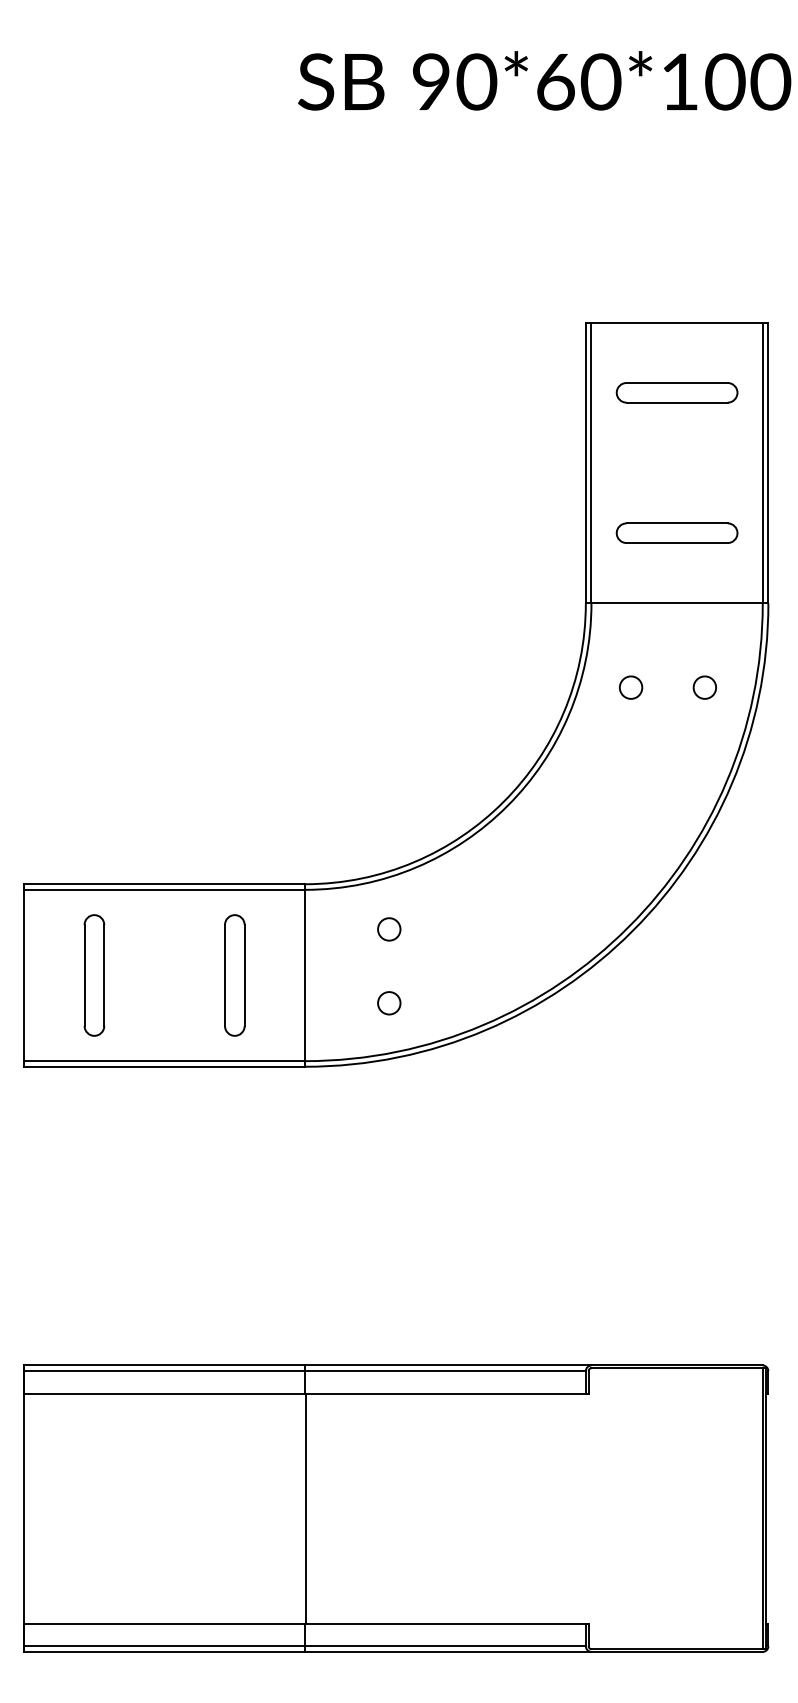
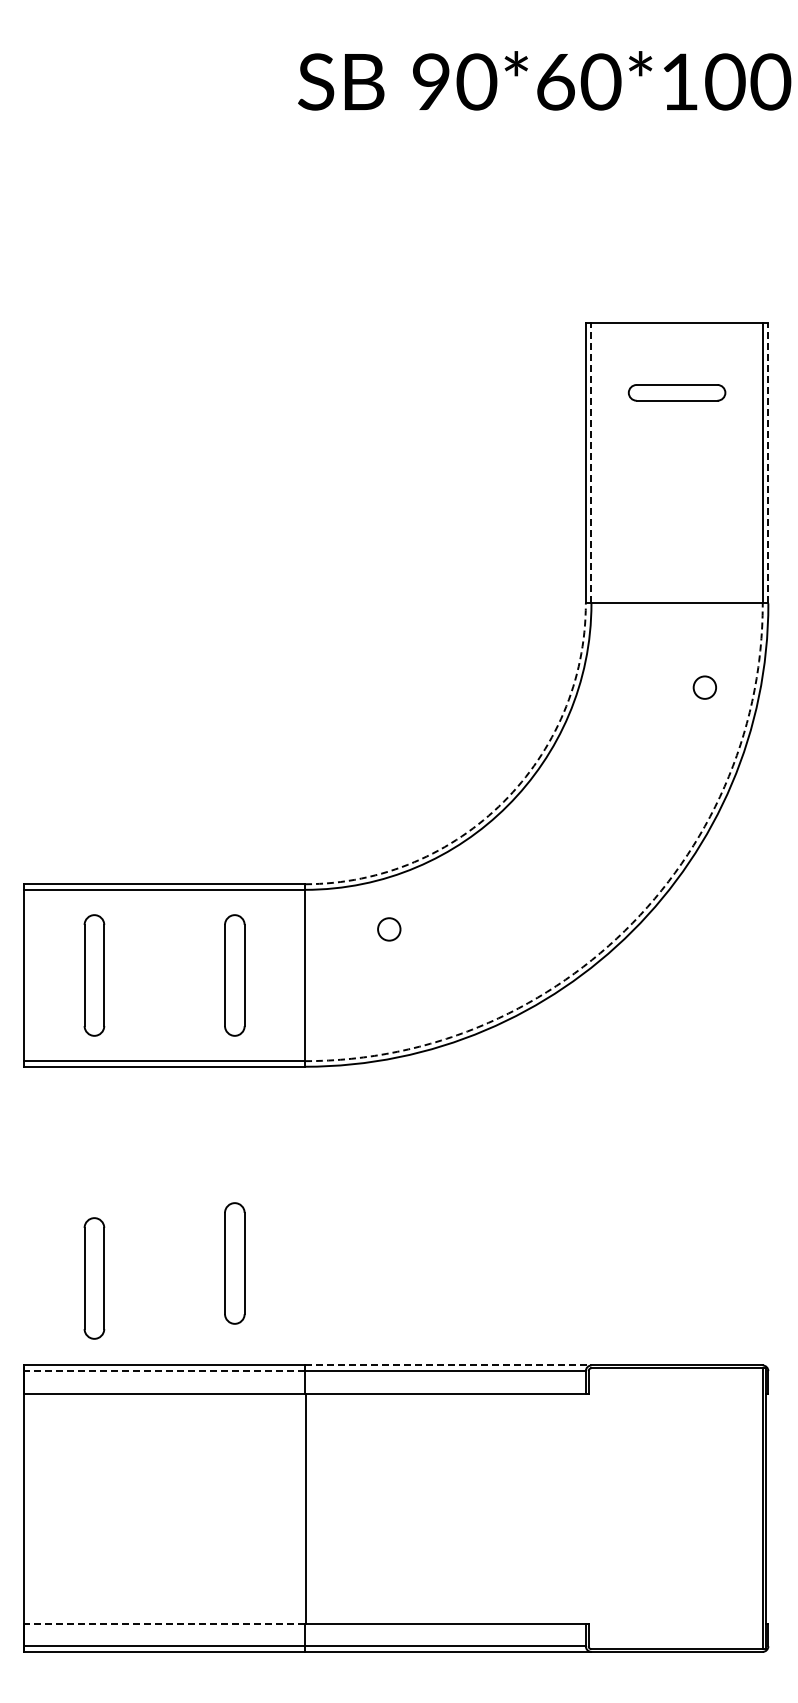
part size: 124x22 px -> 100x18 px (676, 392)
line: solid -> dashed (591, 462)
line: solid -> dashed (768, 462)
part: present -> none (676, 532)
circle: present -> none (631, 687)
arc: solid -> dashed (503, 801)
arc: solid -> dashed (628, 927)
circle: present -> none (389, 1003)
part: none -> present (234, 1263)
part: none -> present (94, 1278)
line: solid -> dashed (448, 1365)
line: solid -> dashed (164, 1371)
line: solid -> dashed (164, 1623)
